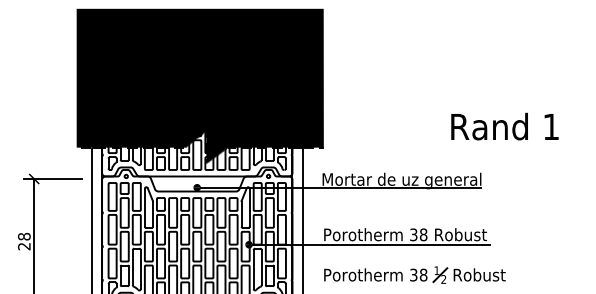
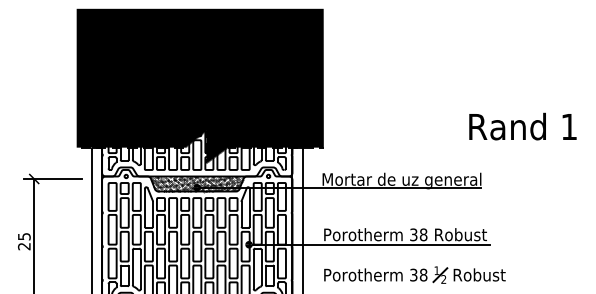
text position: (504, 126) -> (522, 126) (522, 126)
hatch: none -> present (197, 183)
text: 28 -> 25 (23, 236)
